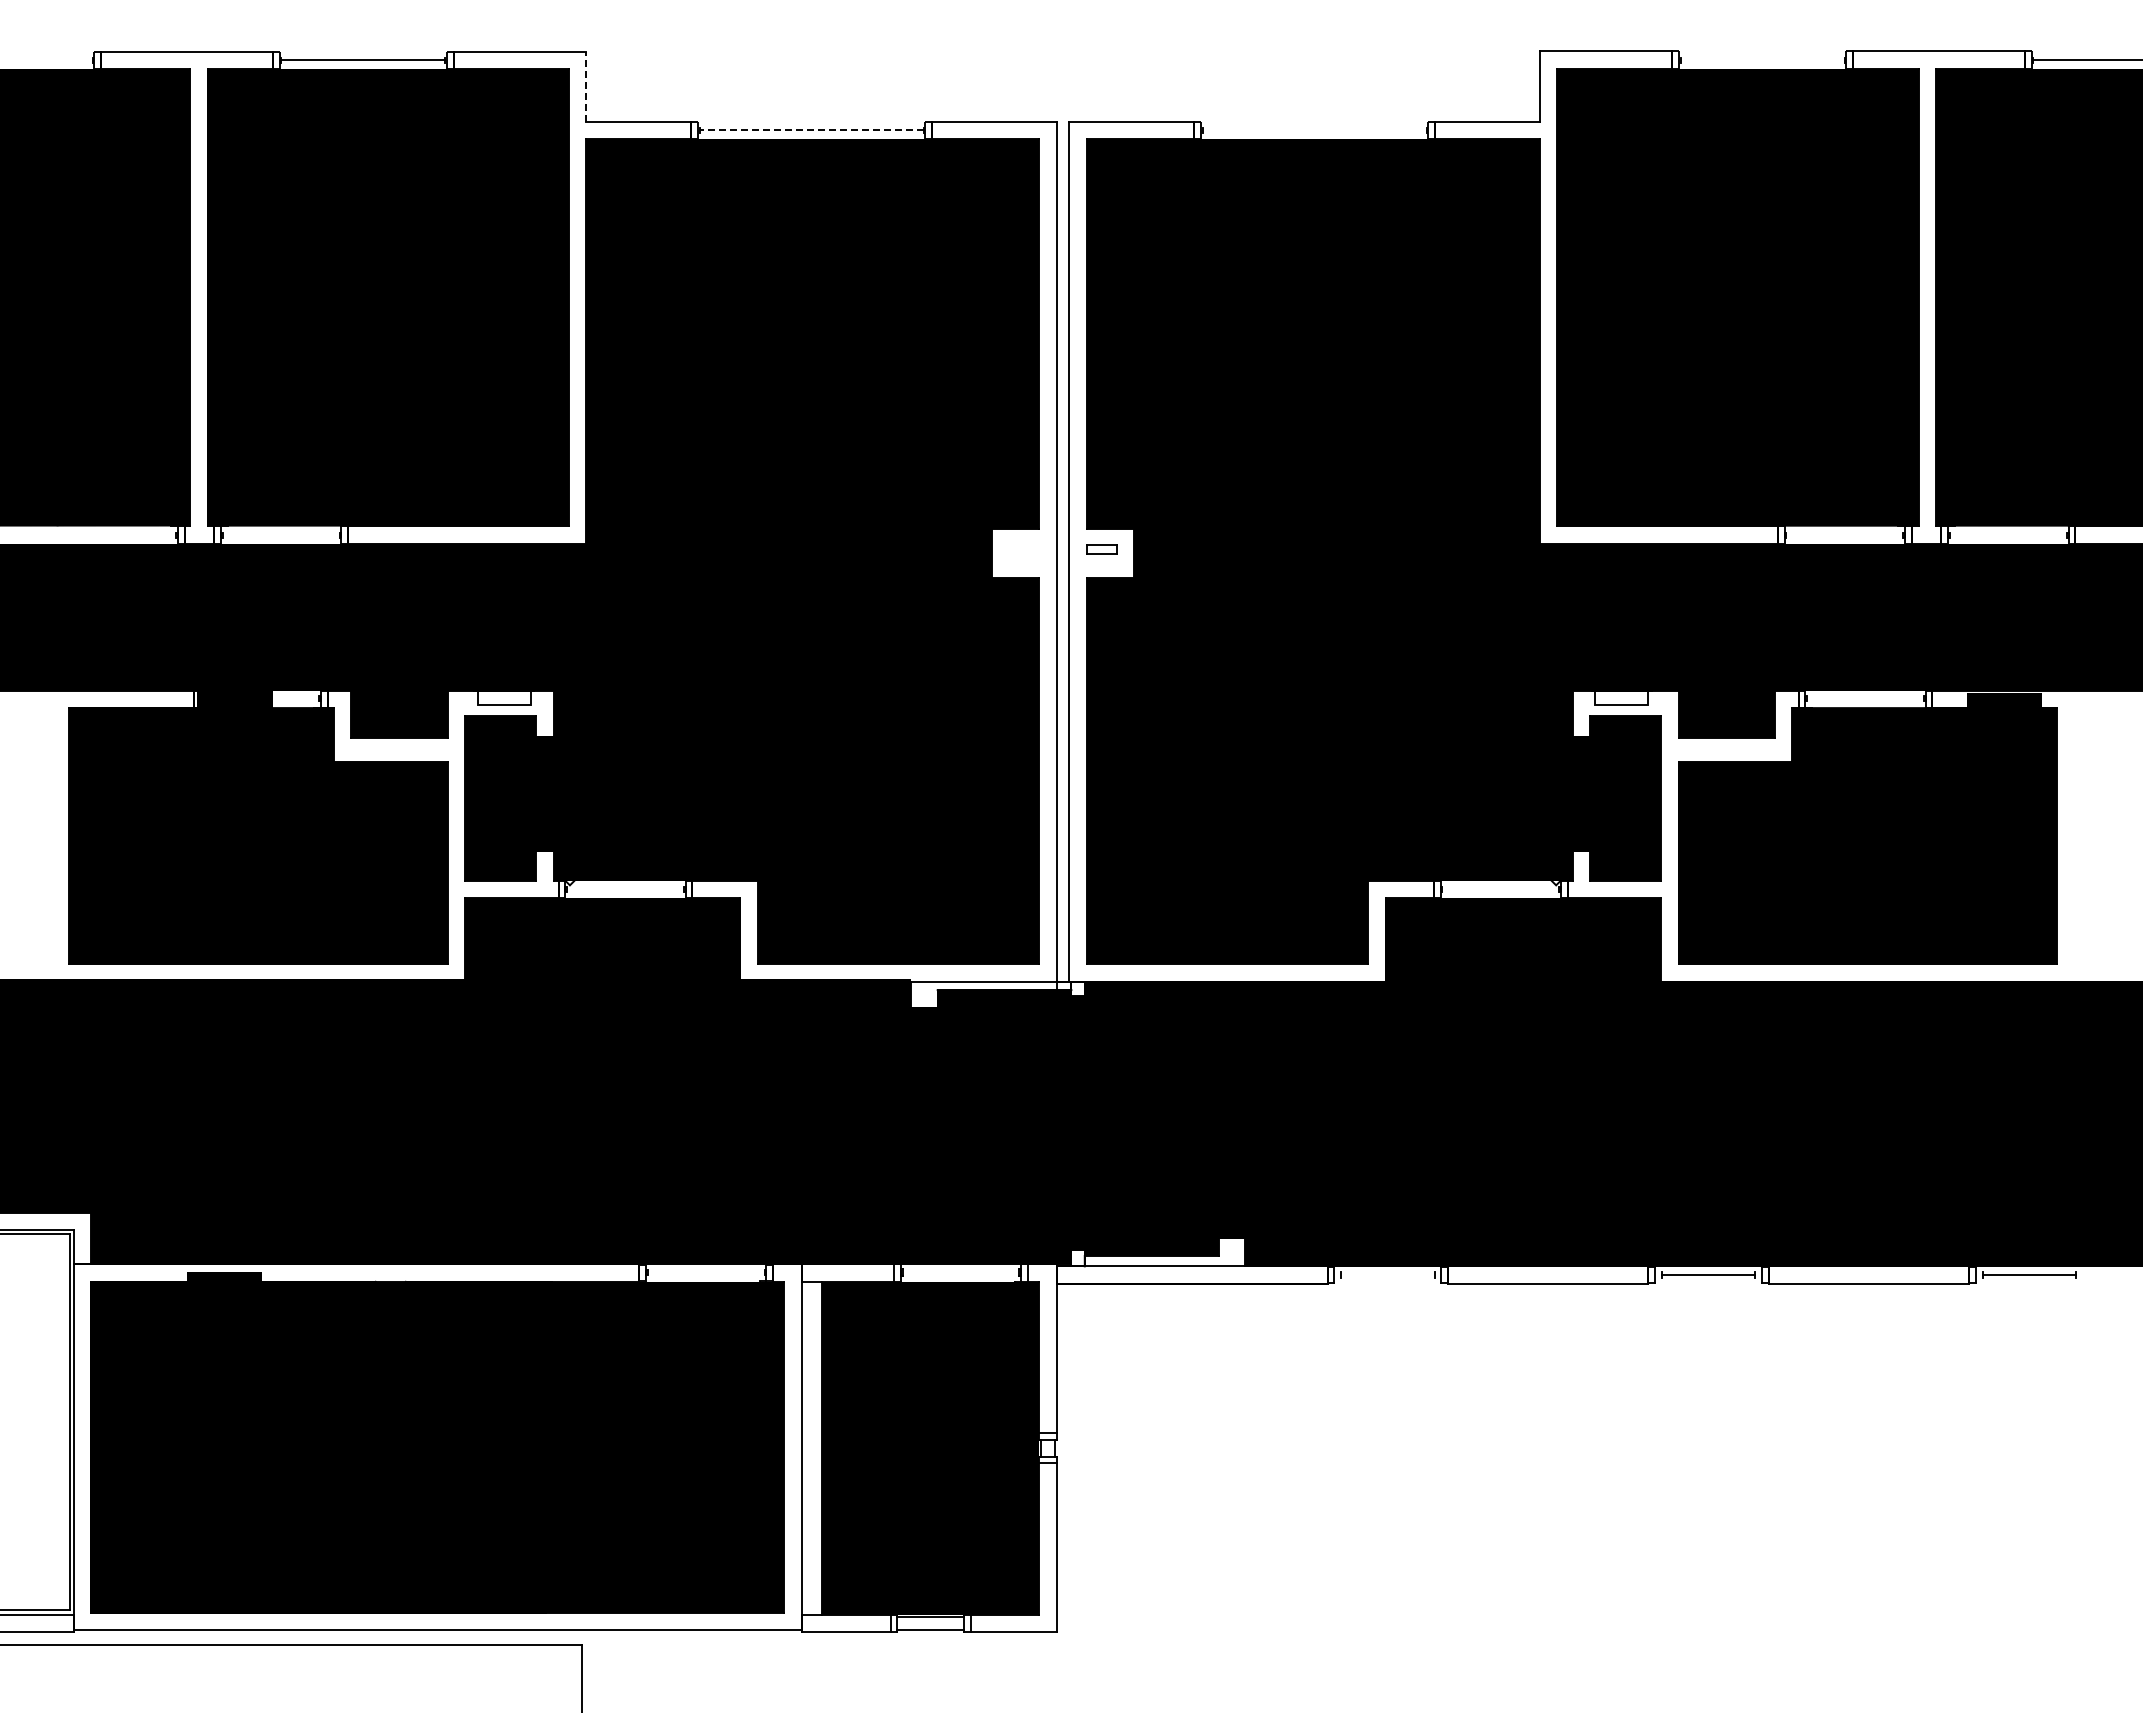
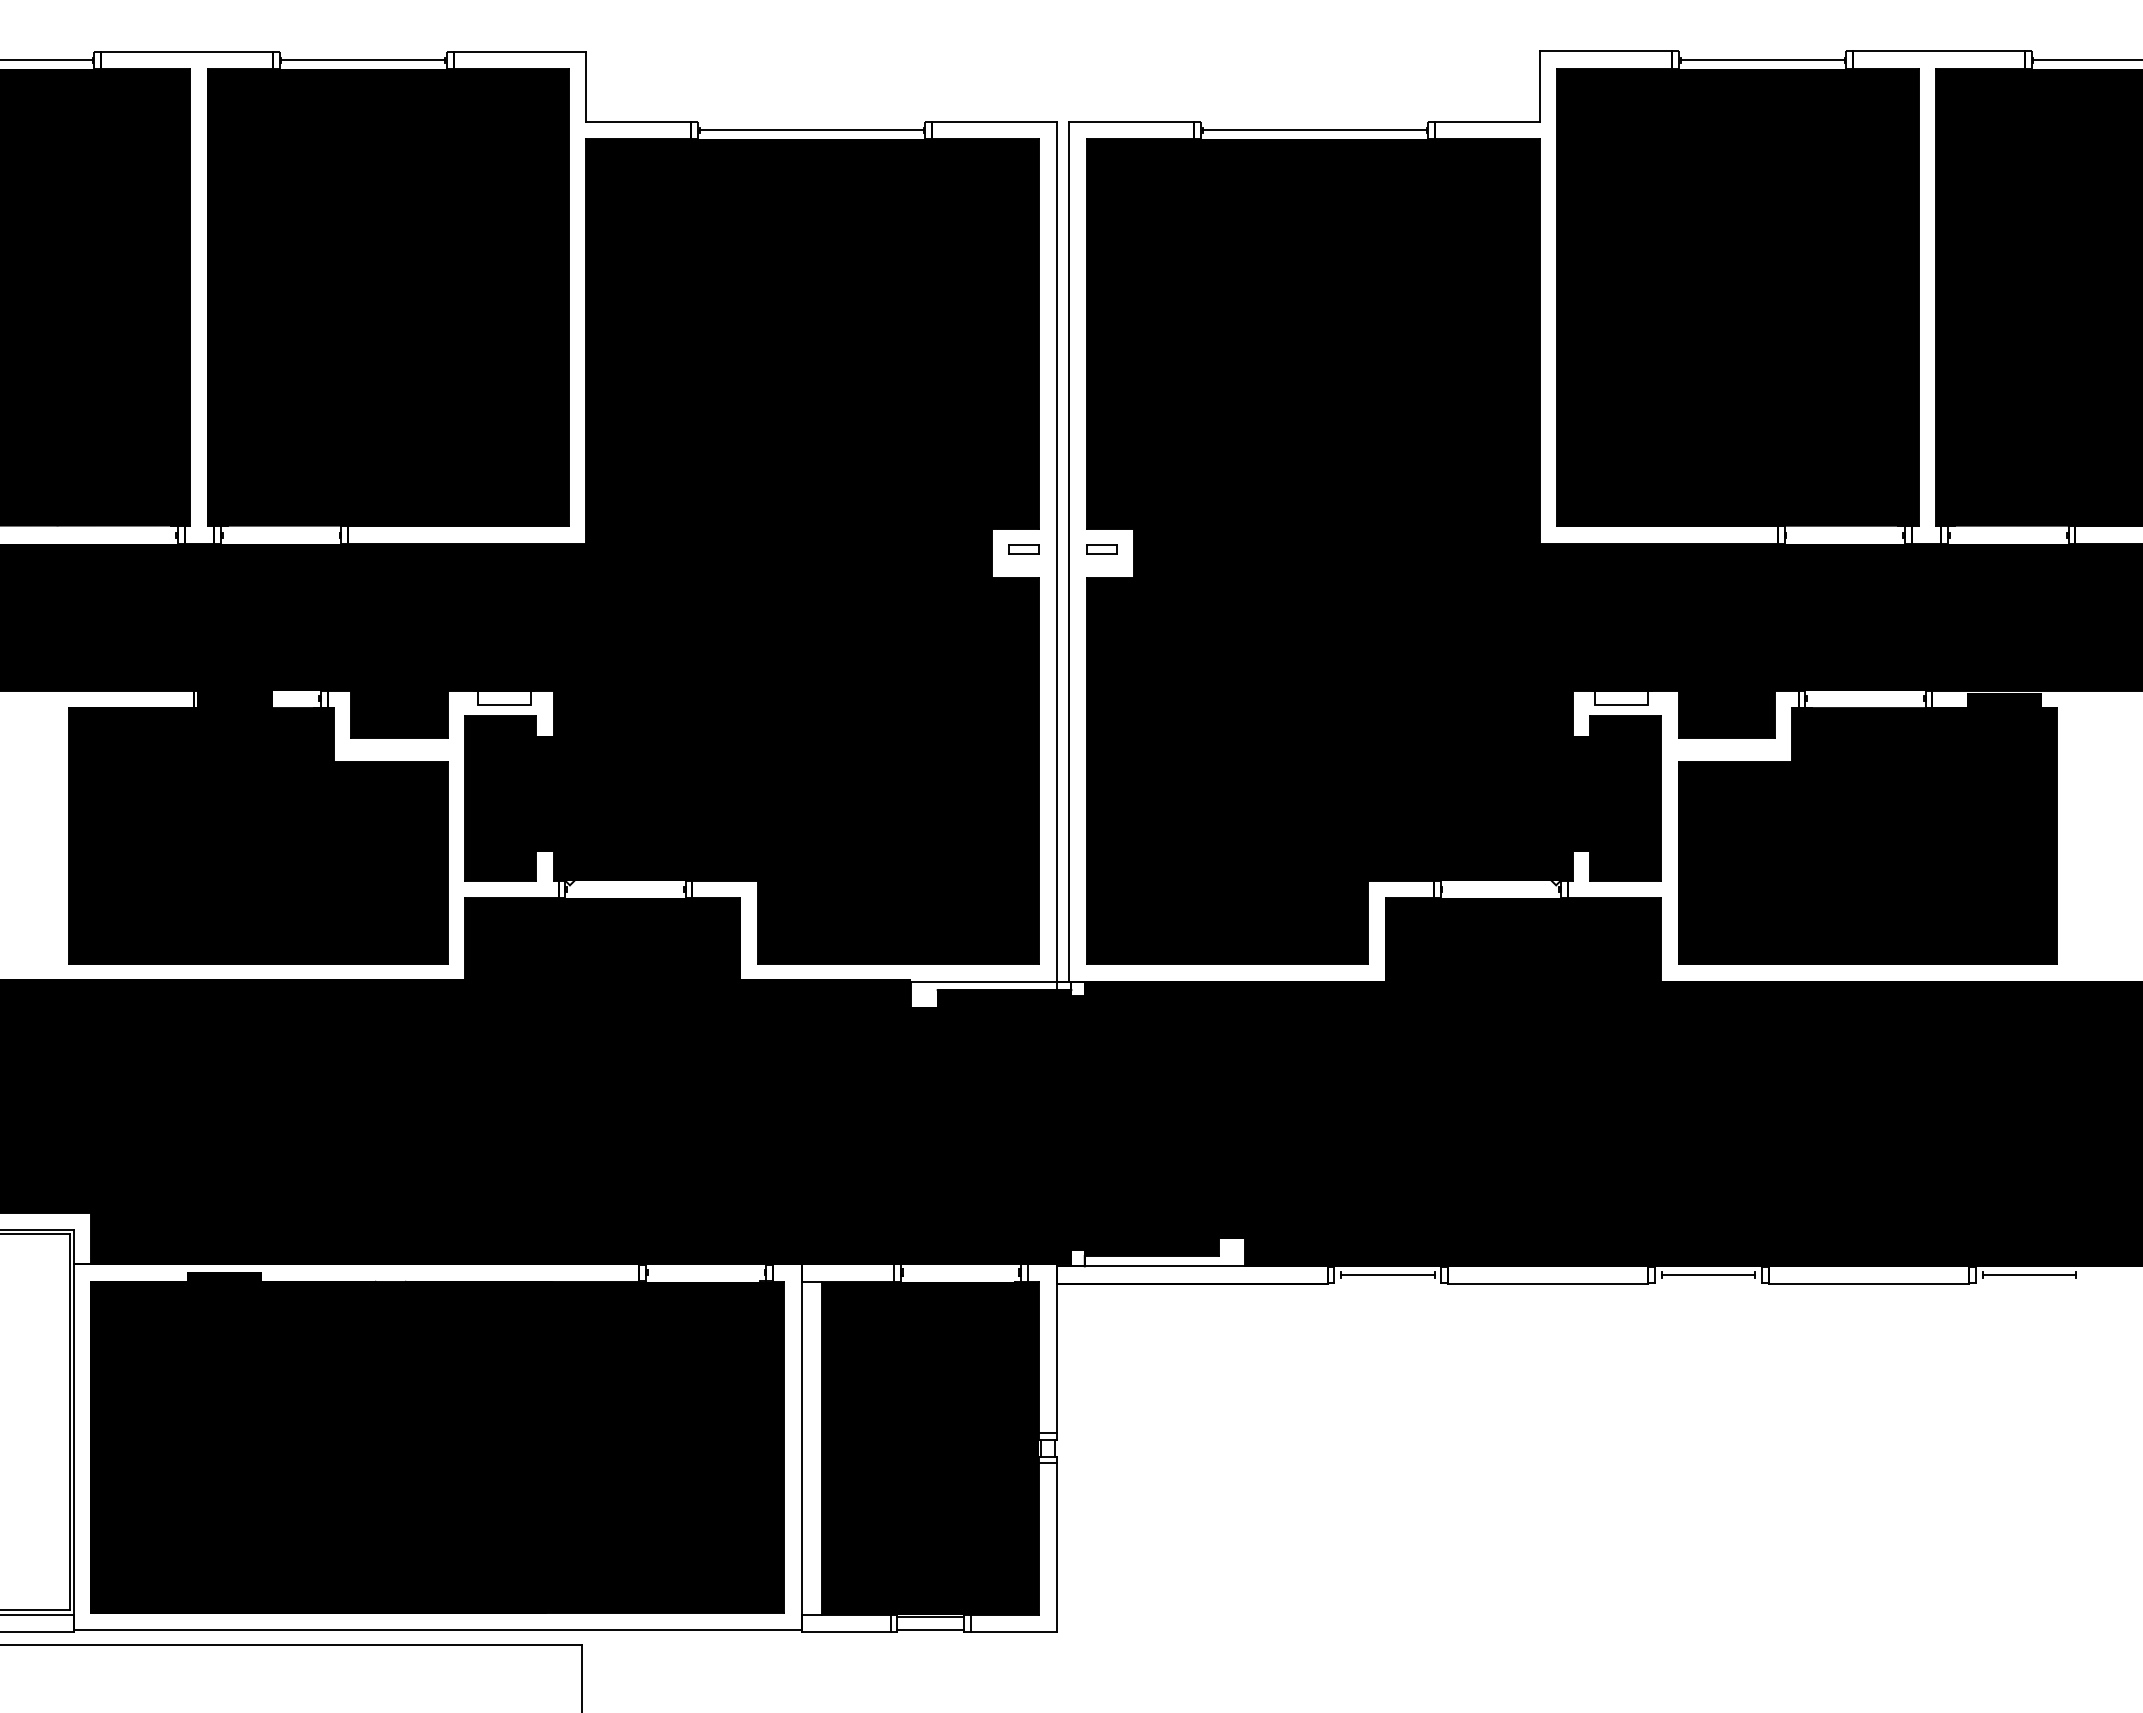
line: none -> present (47, 60)
line: none -> present (1762, 60)
line: dashed -> solid (586, 86)
line: dashed -> solid (811, 130)
line: none -> present (1314, 130)
part: none -> present (1023, 549)
line: none -> present (1387, 1275)
